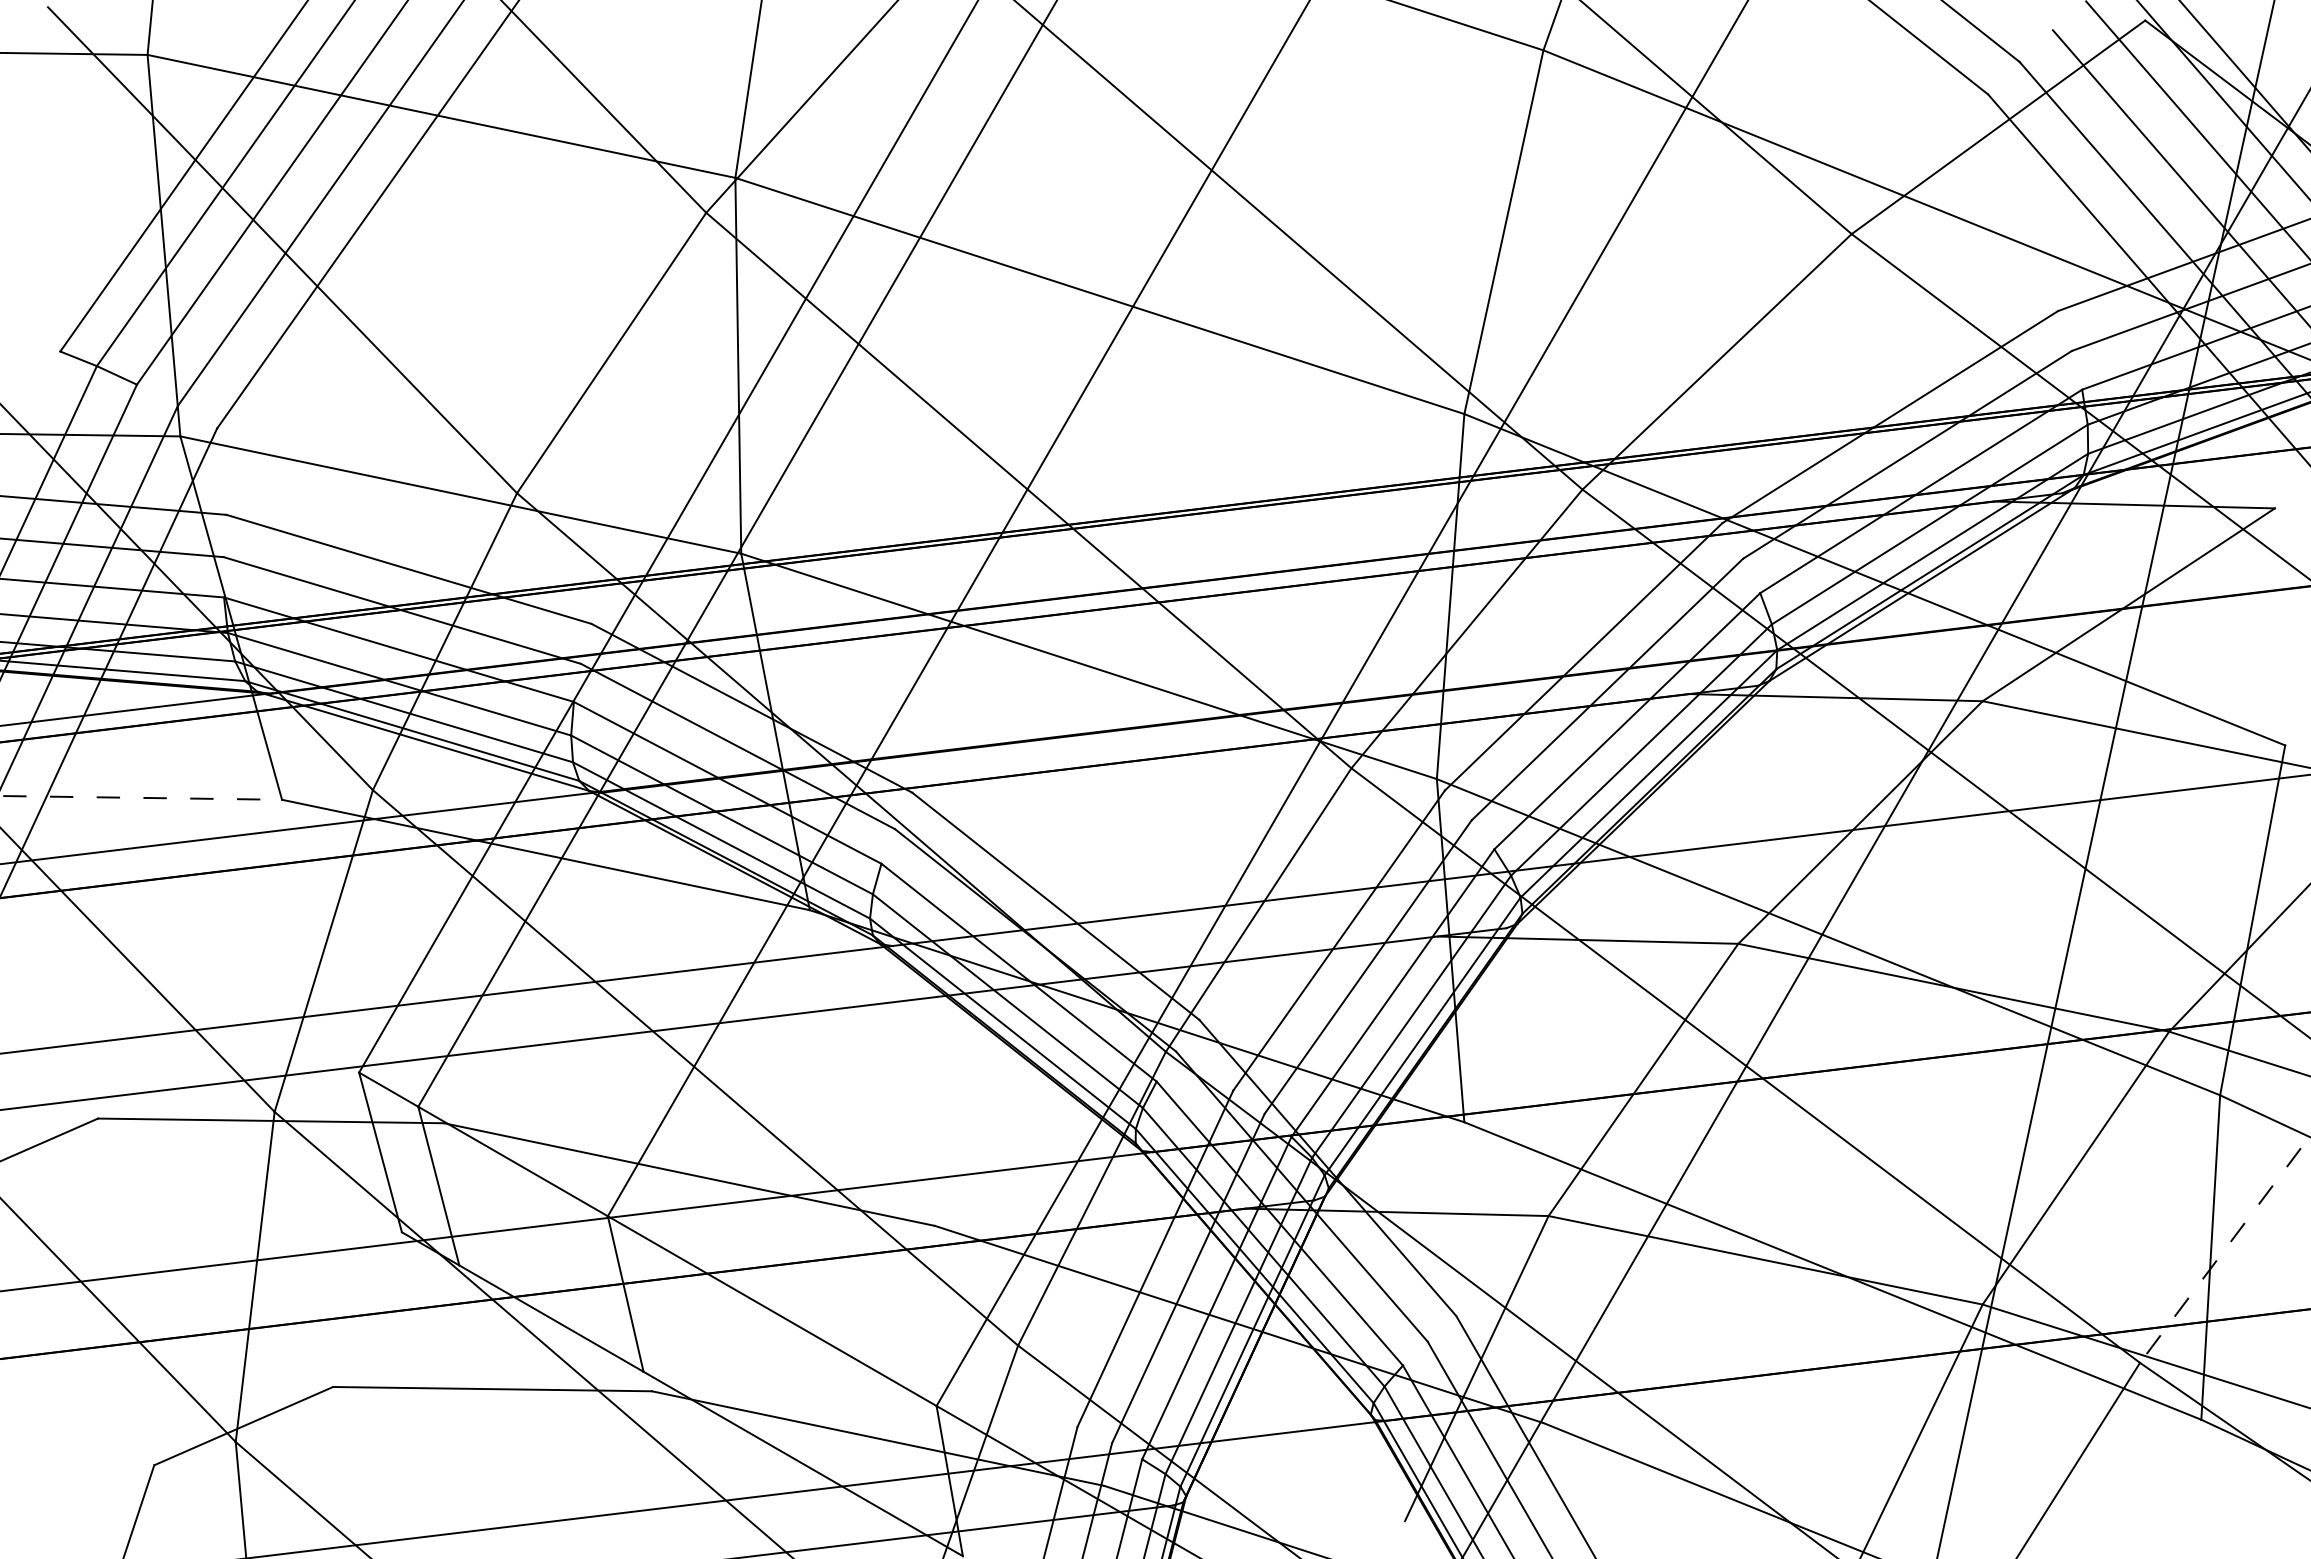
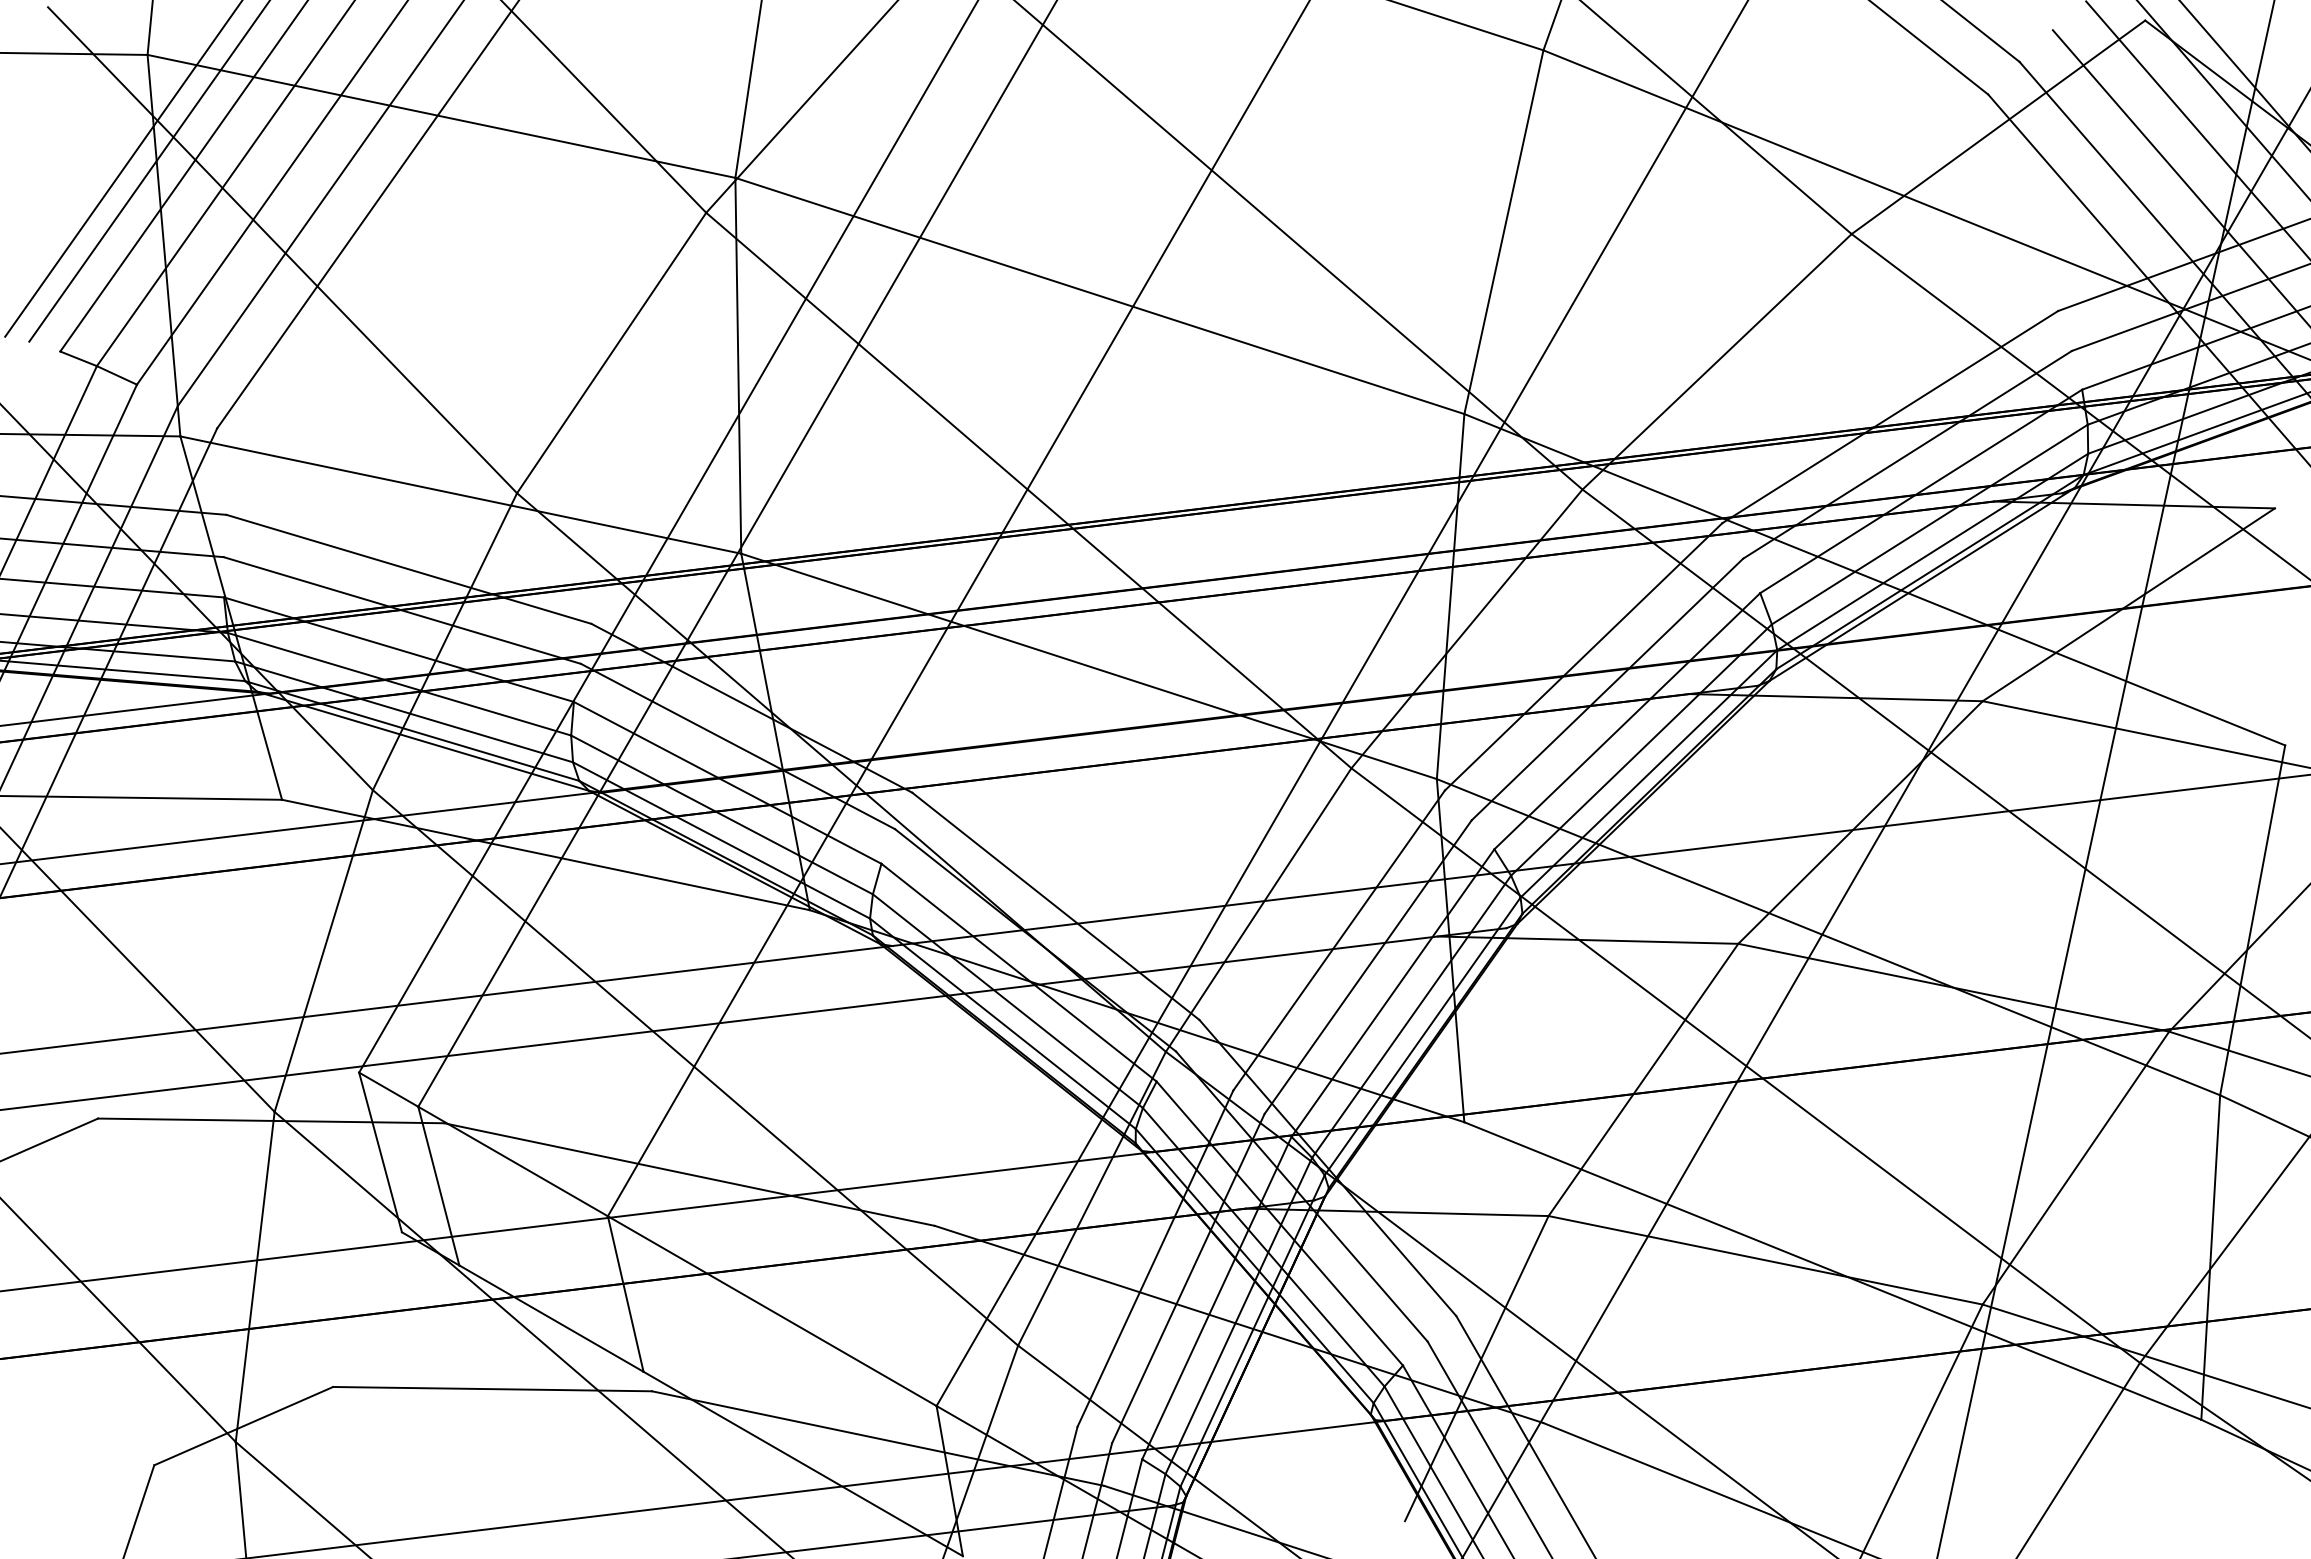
line: none -> present (123, 169)
line: none -> present (148, 171)
line: dashed -> solid (141, 797)
line: dashed -> solid (2225, 1249)
